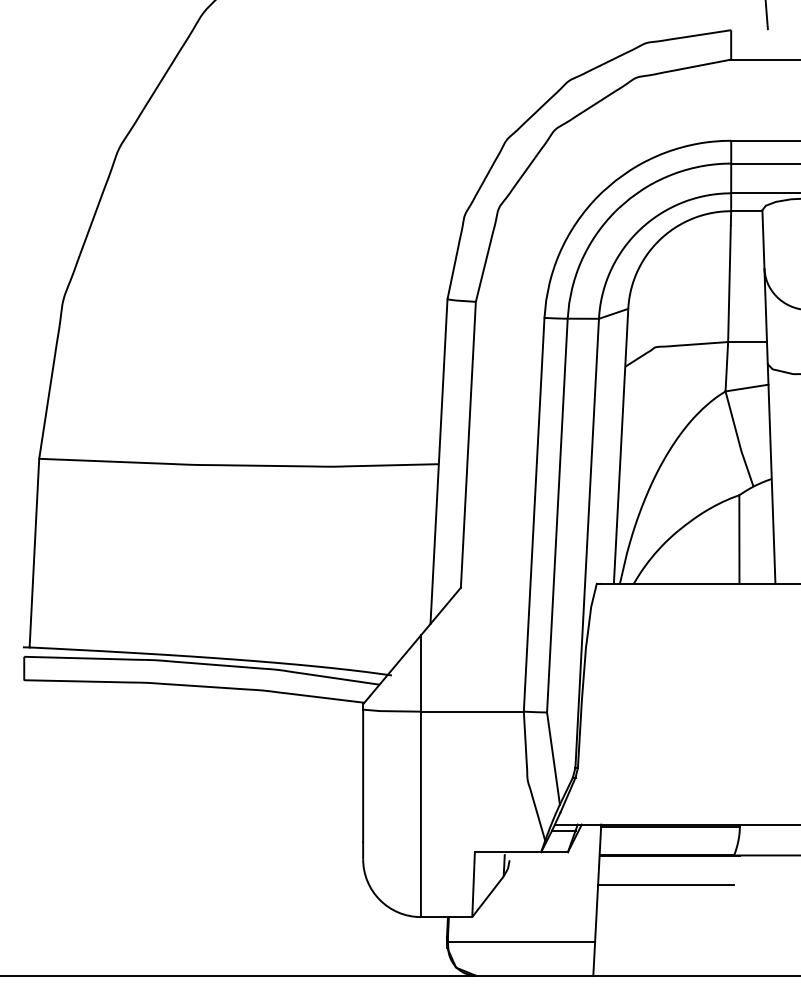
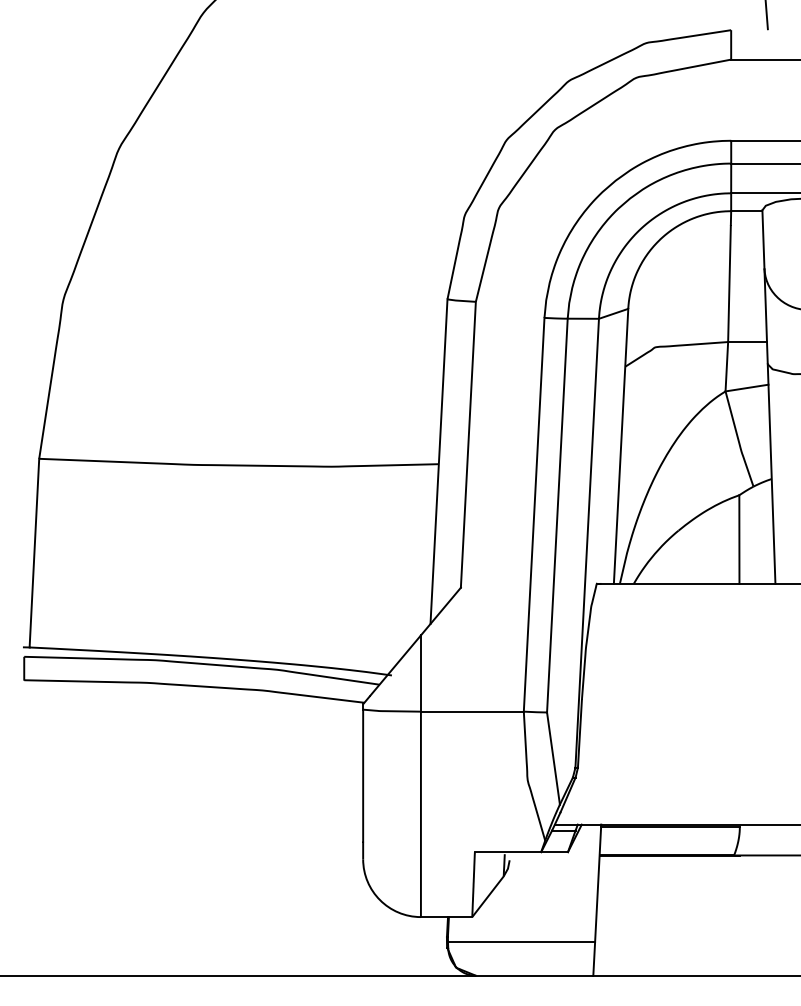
line: present -> none (666, 884)
